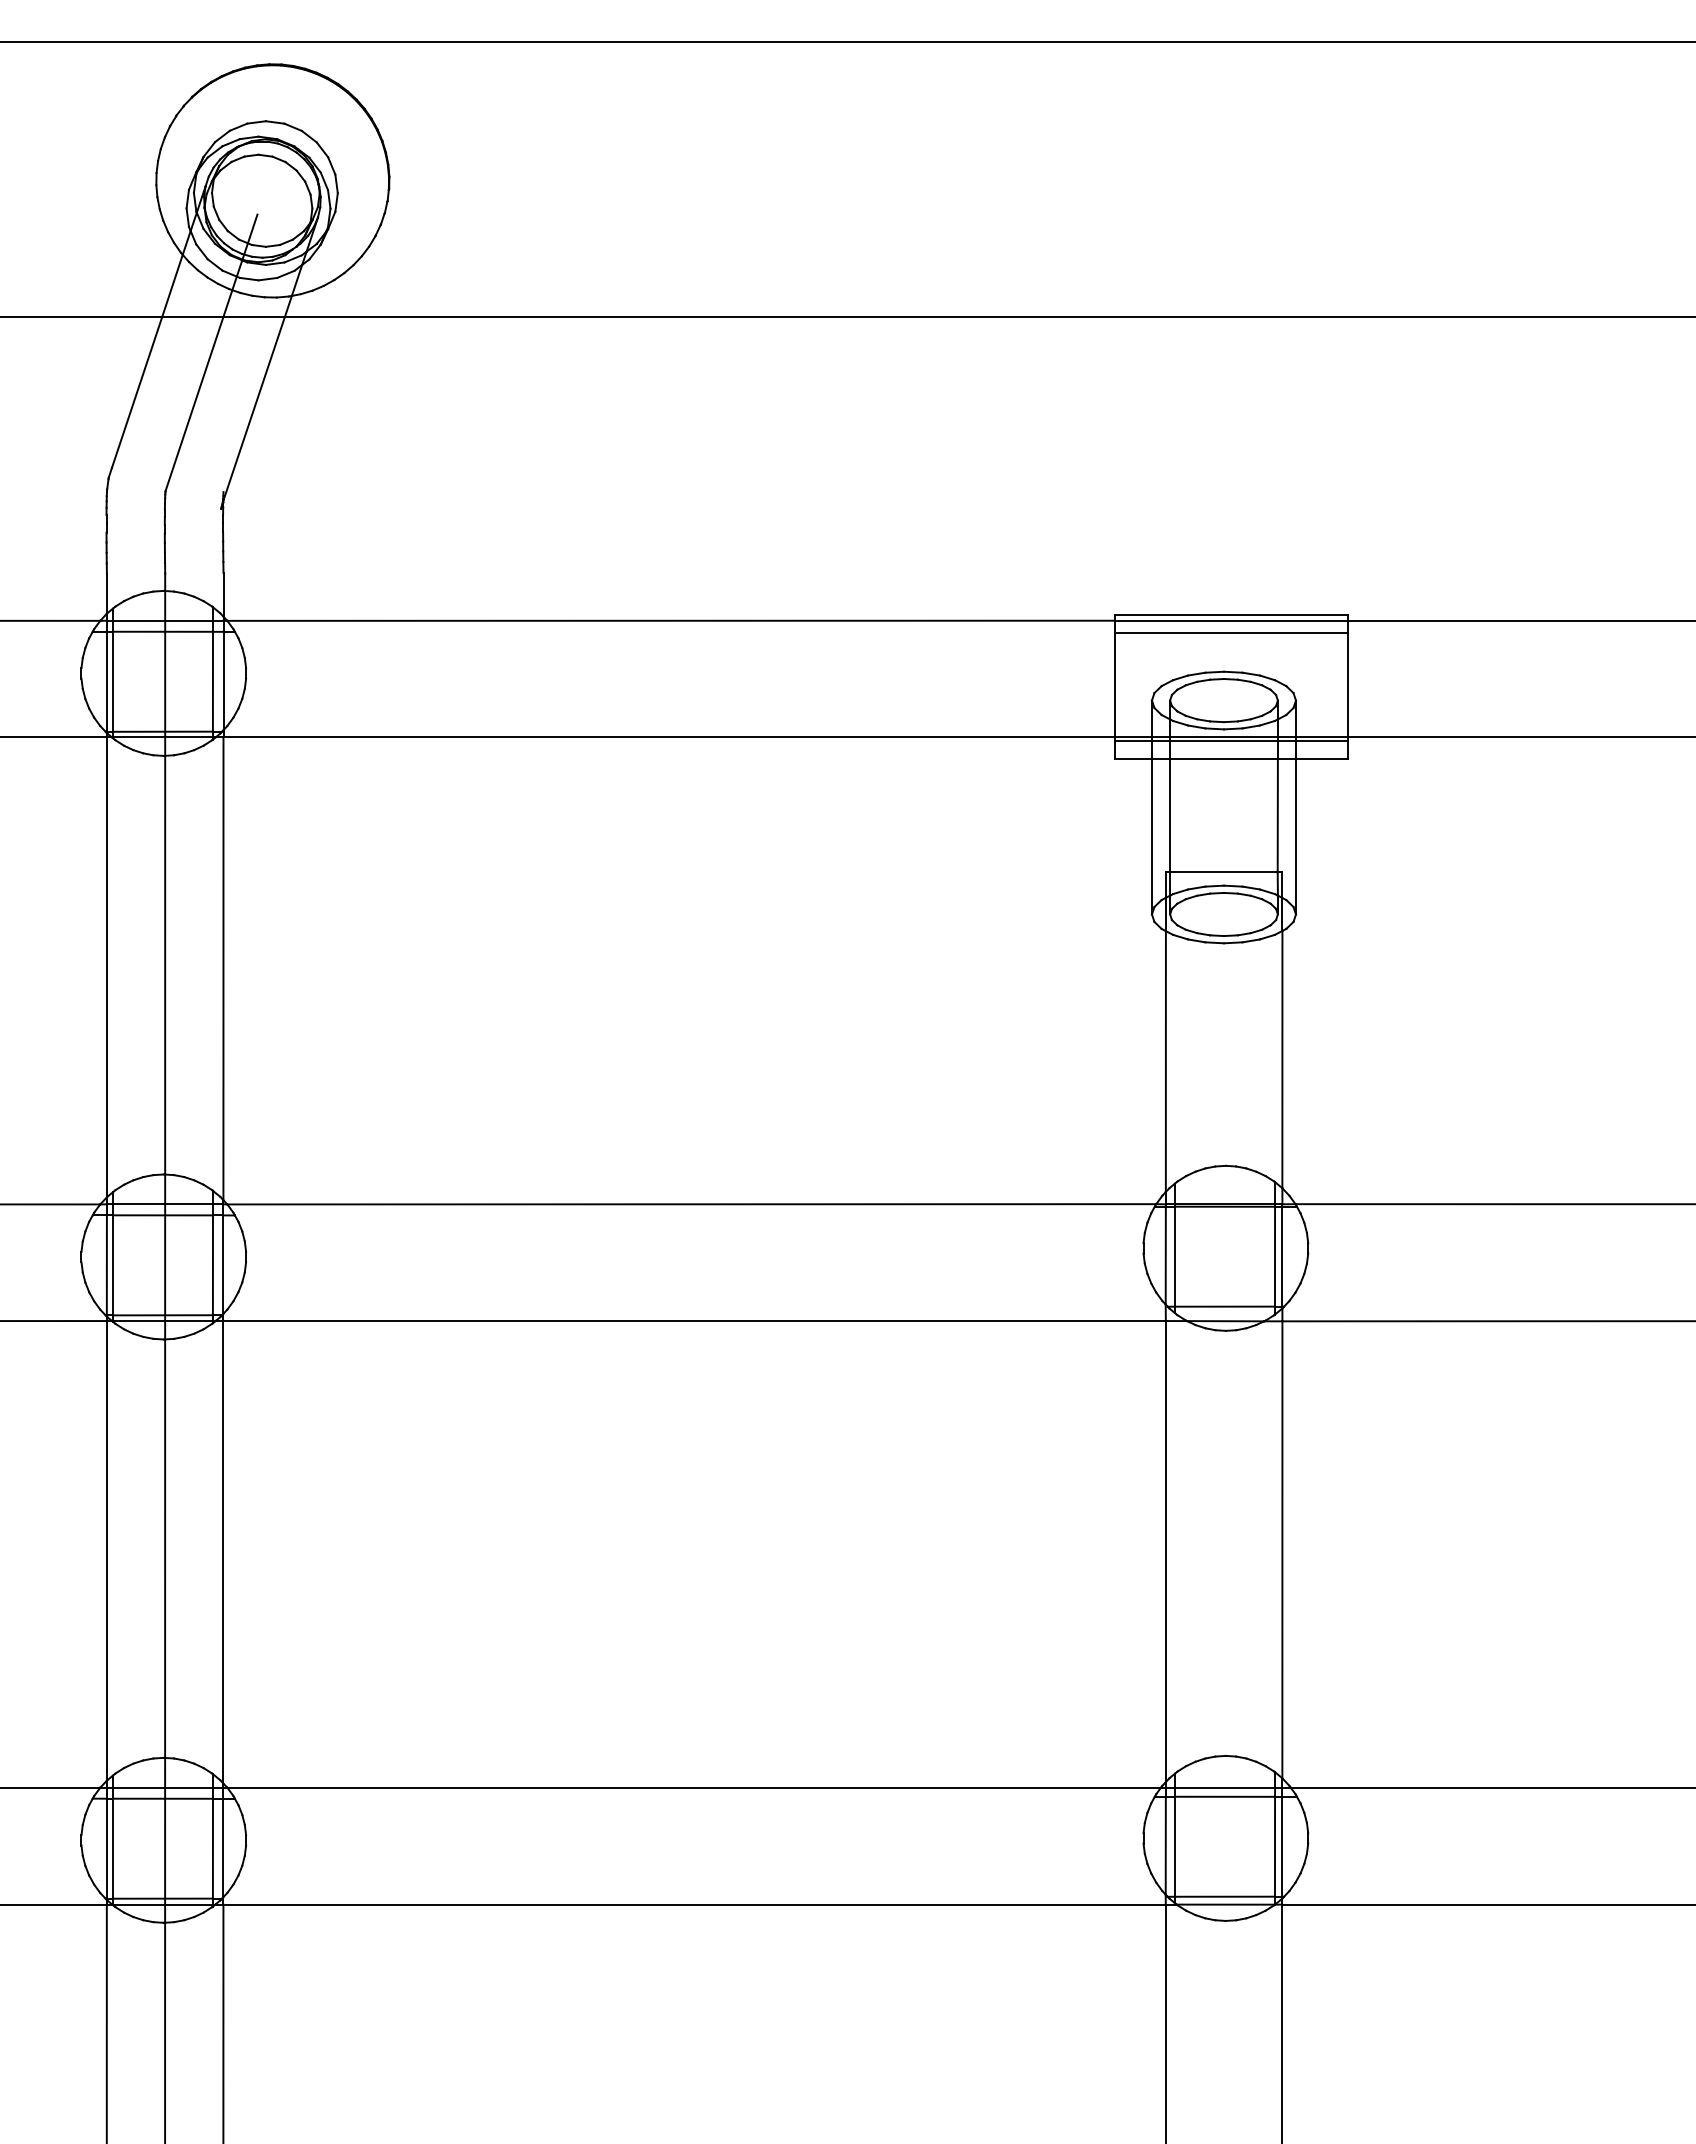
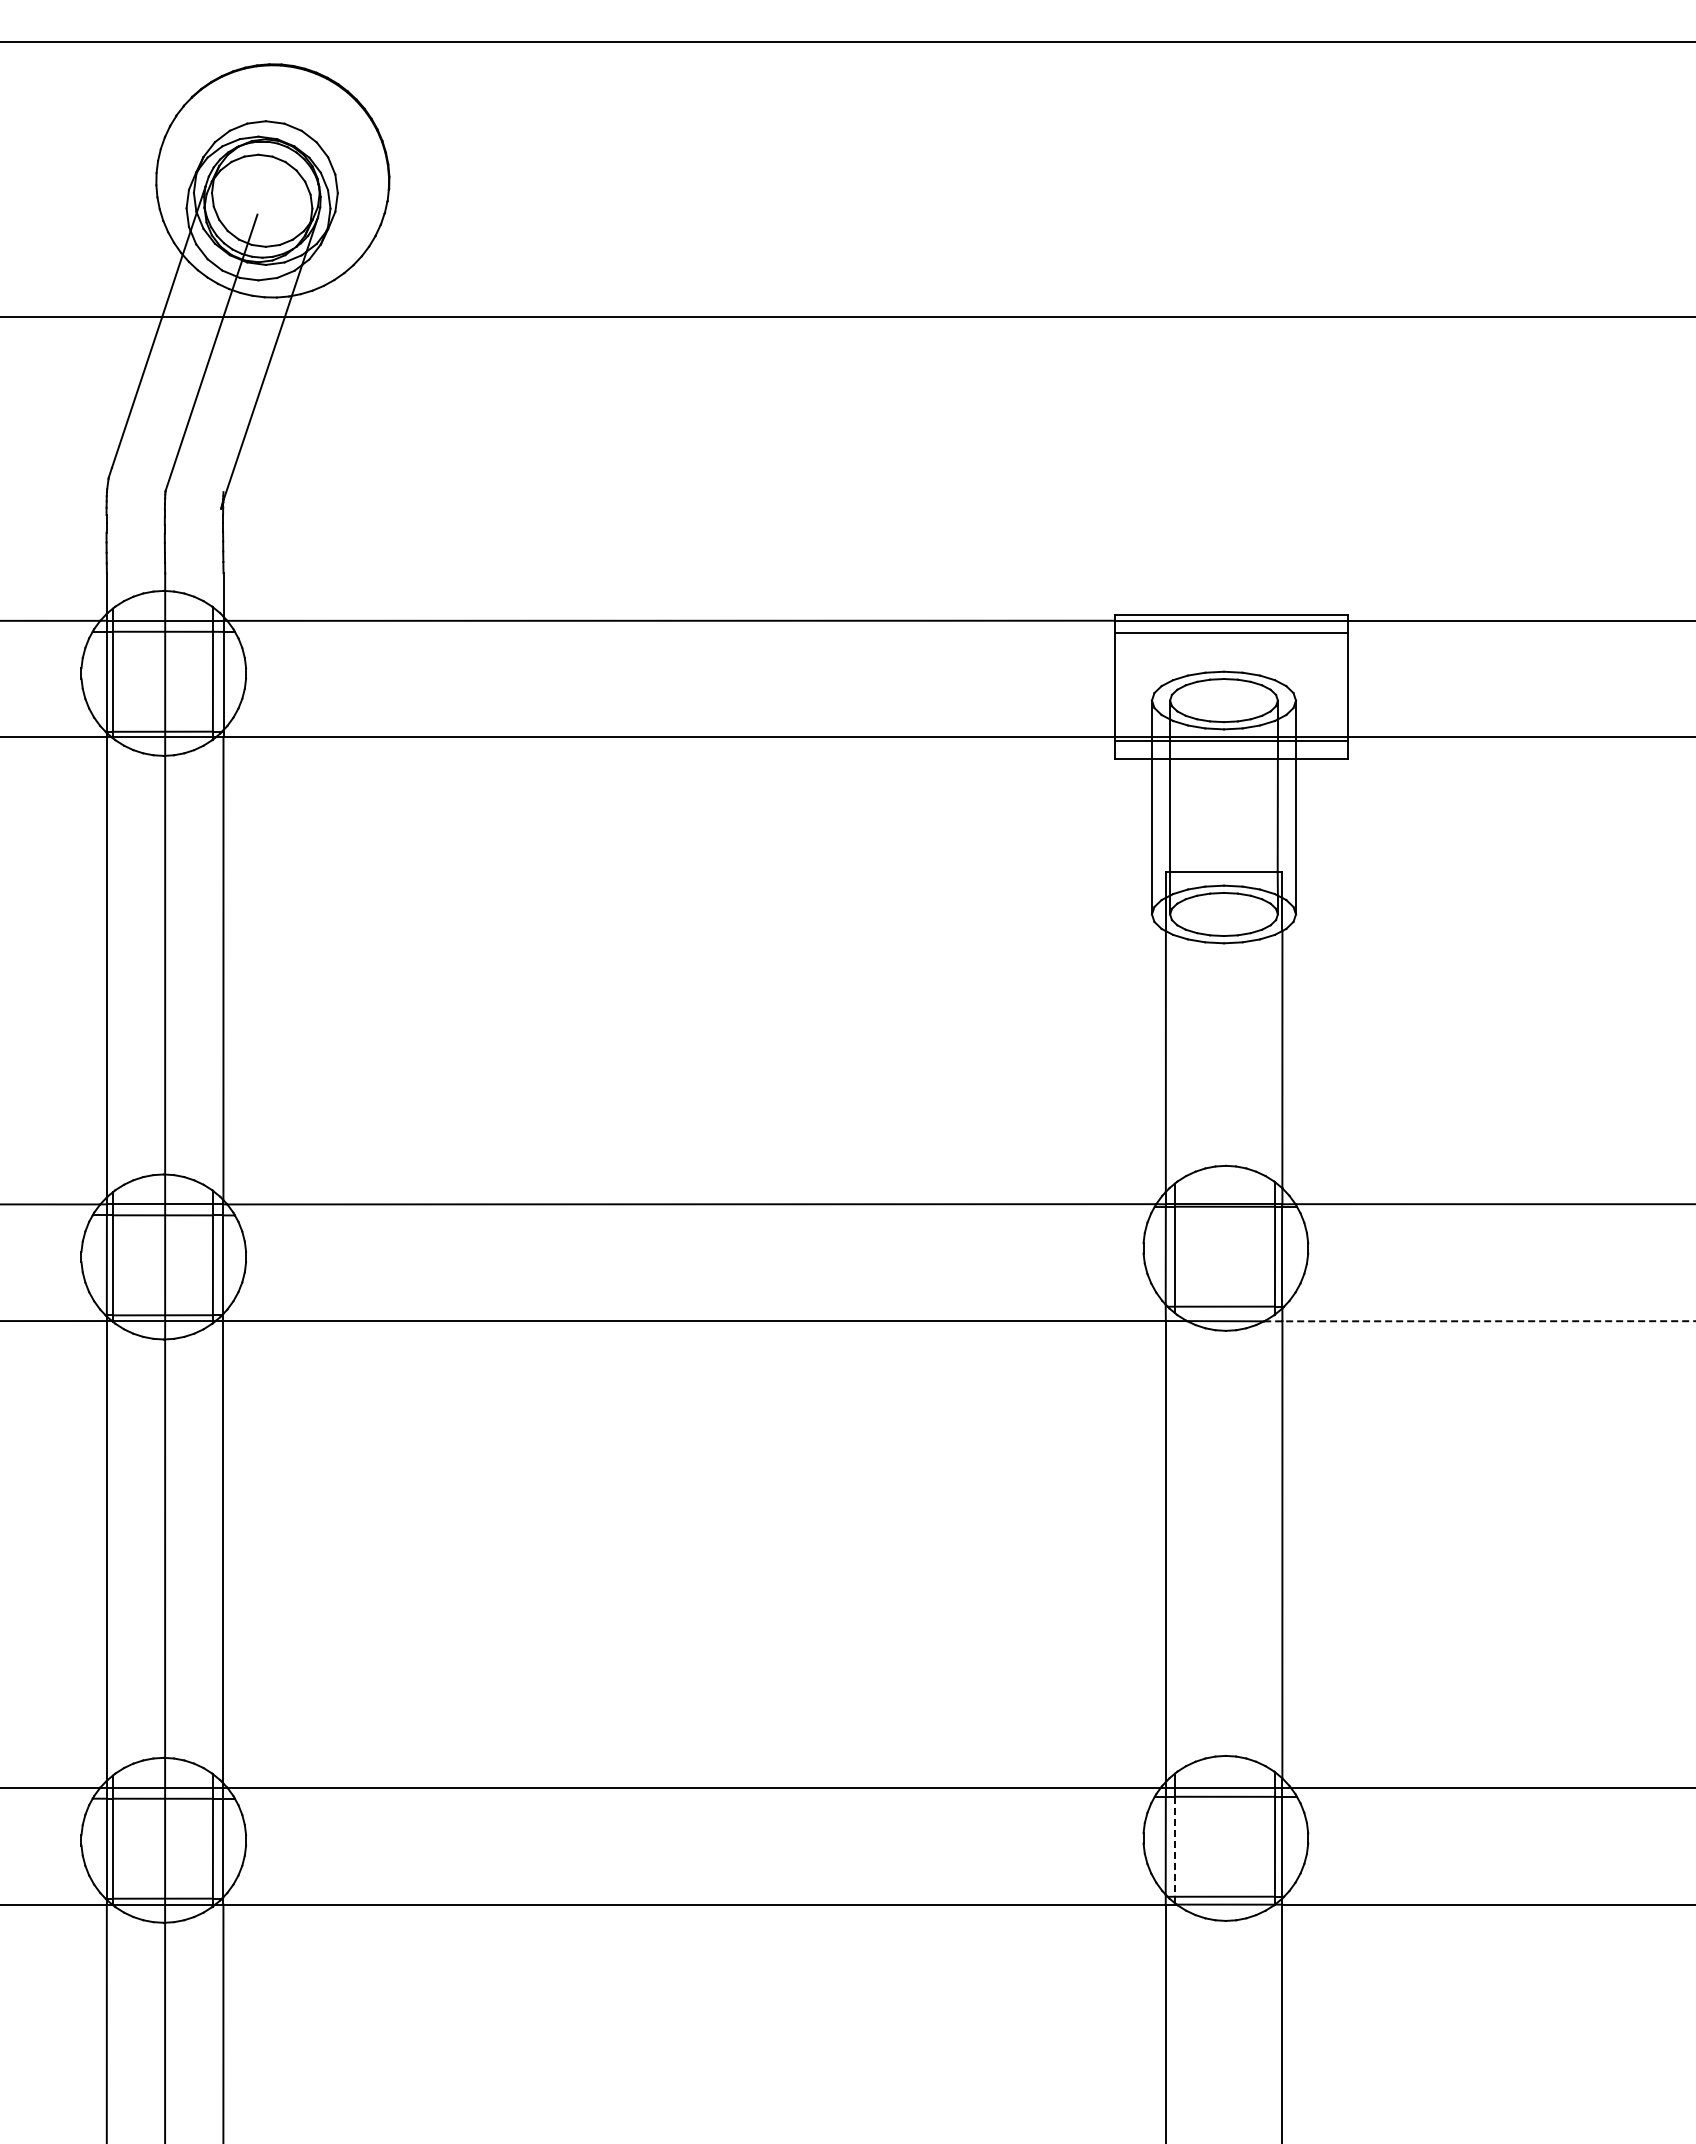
line: solid -> dashed (1480, 1321)
line: solid -> dashed (1175, 1846)
